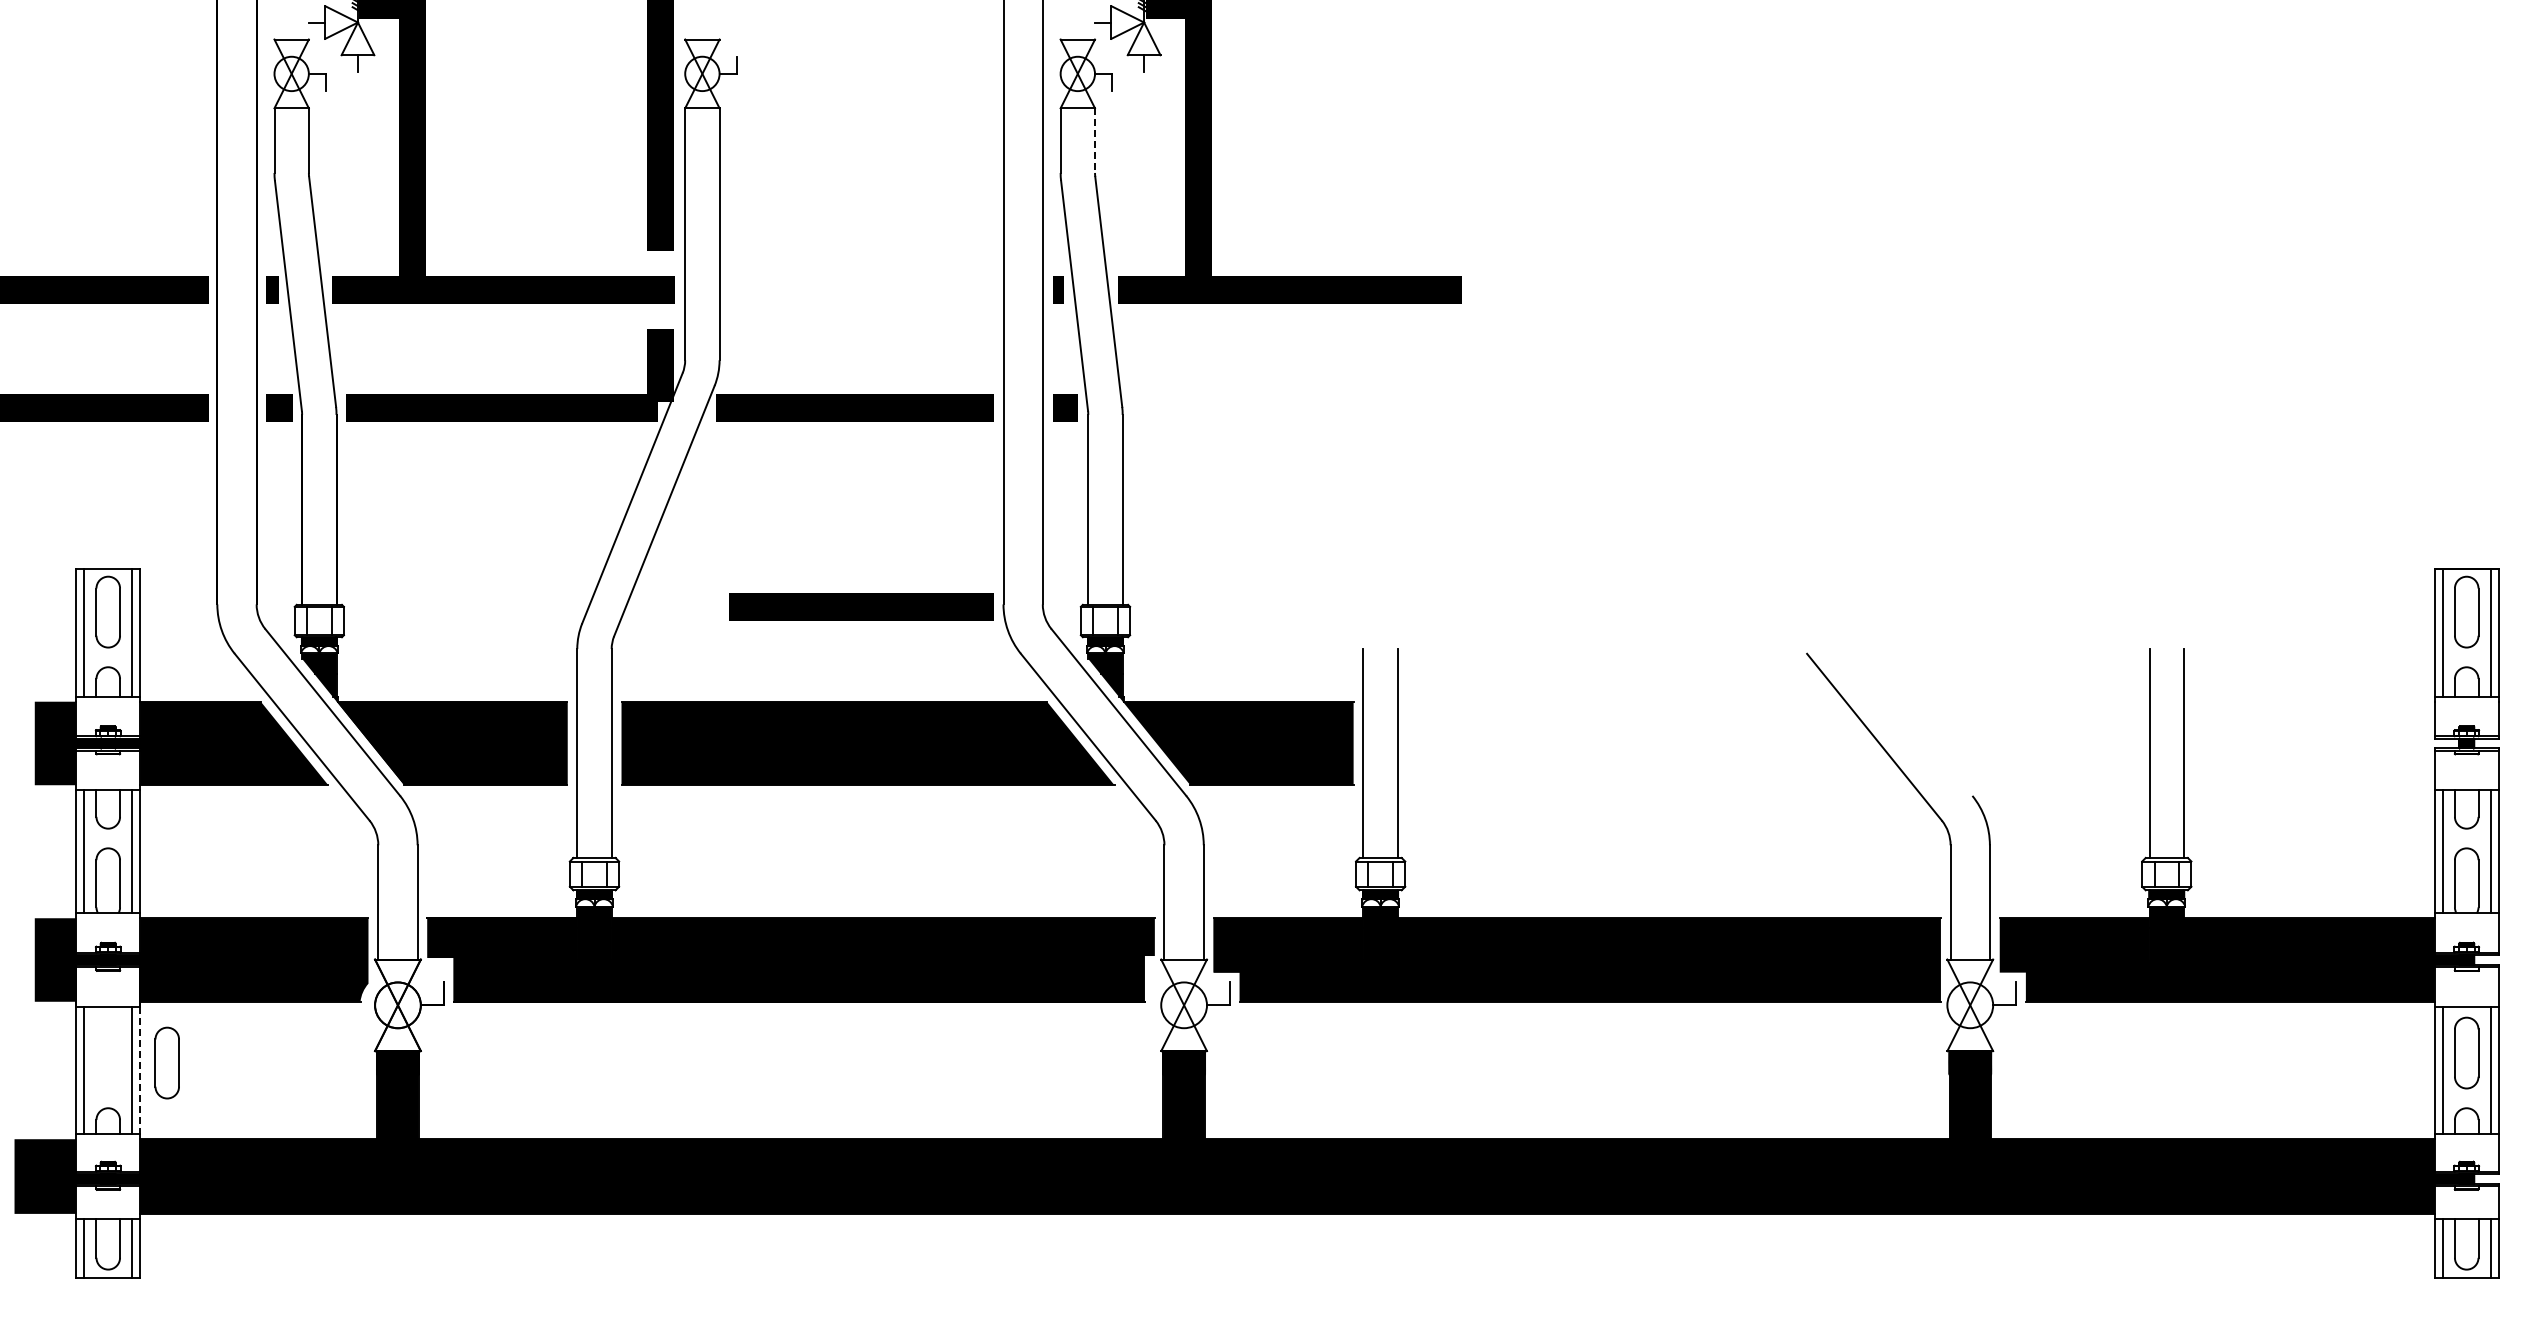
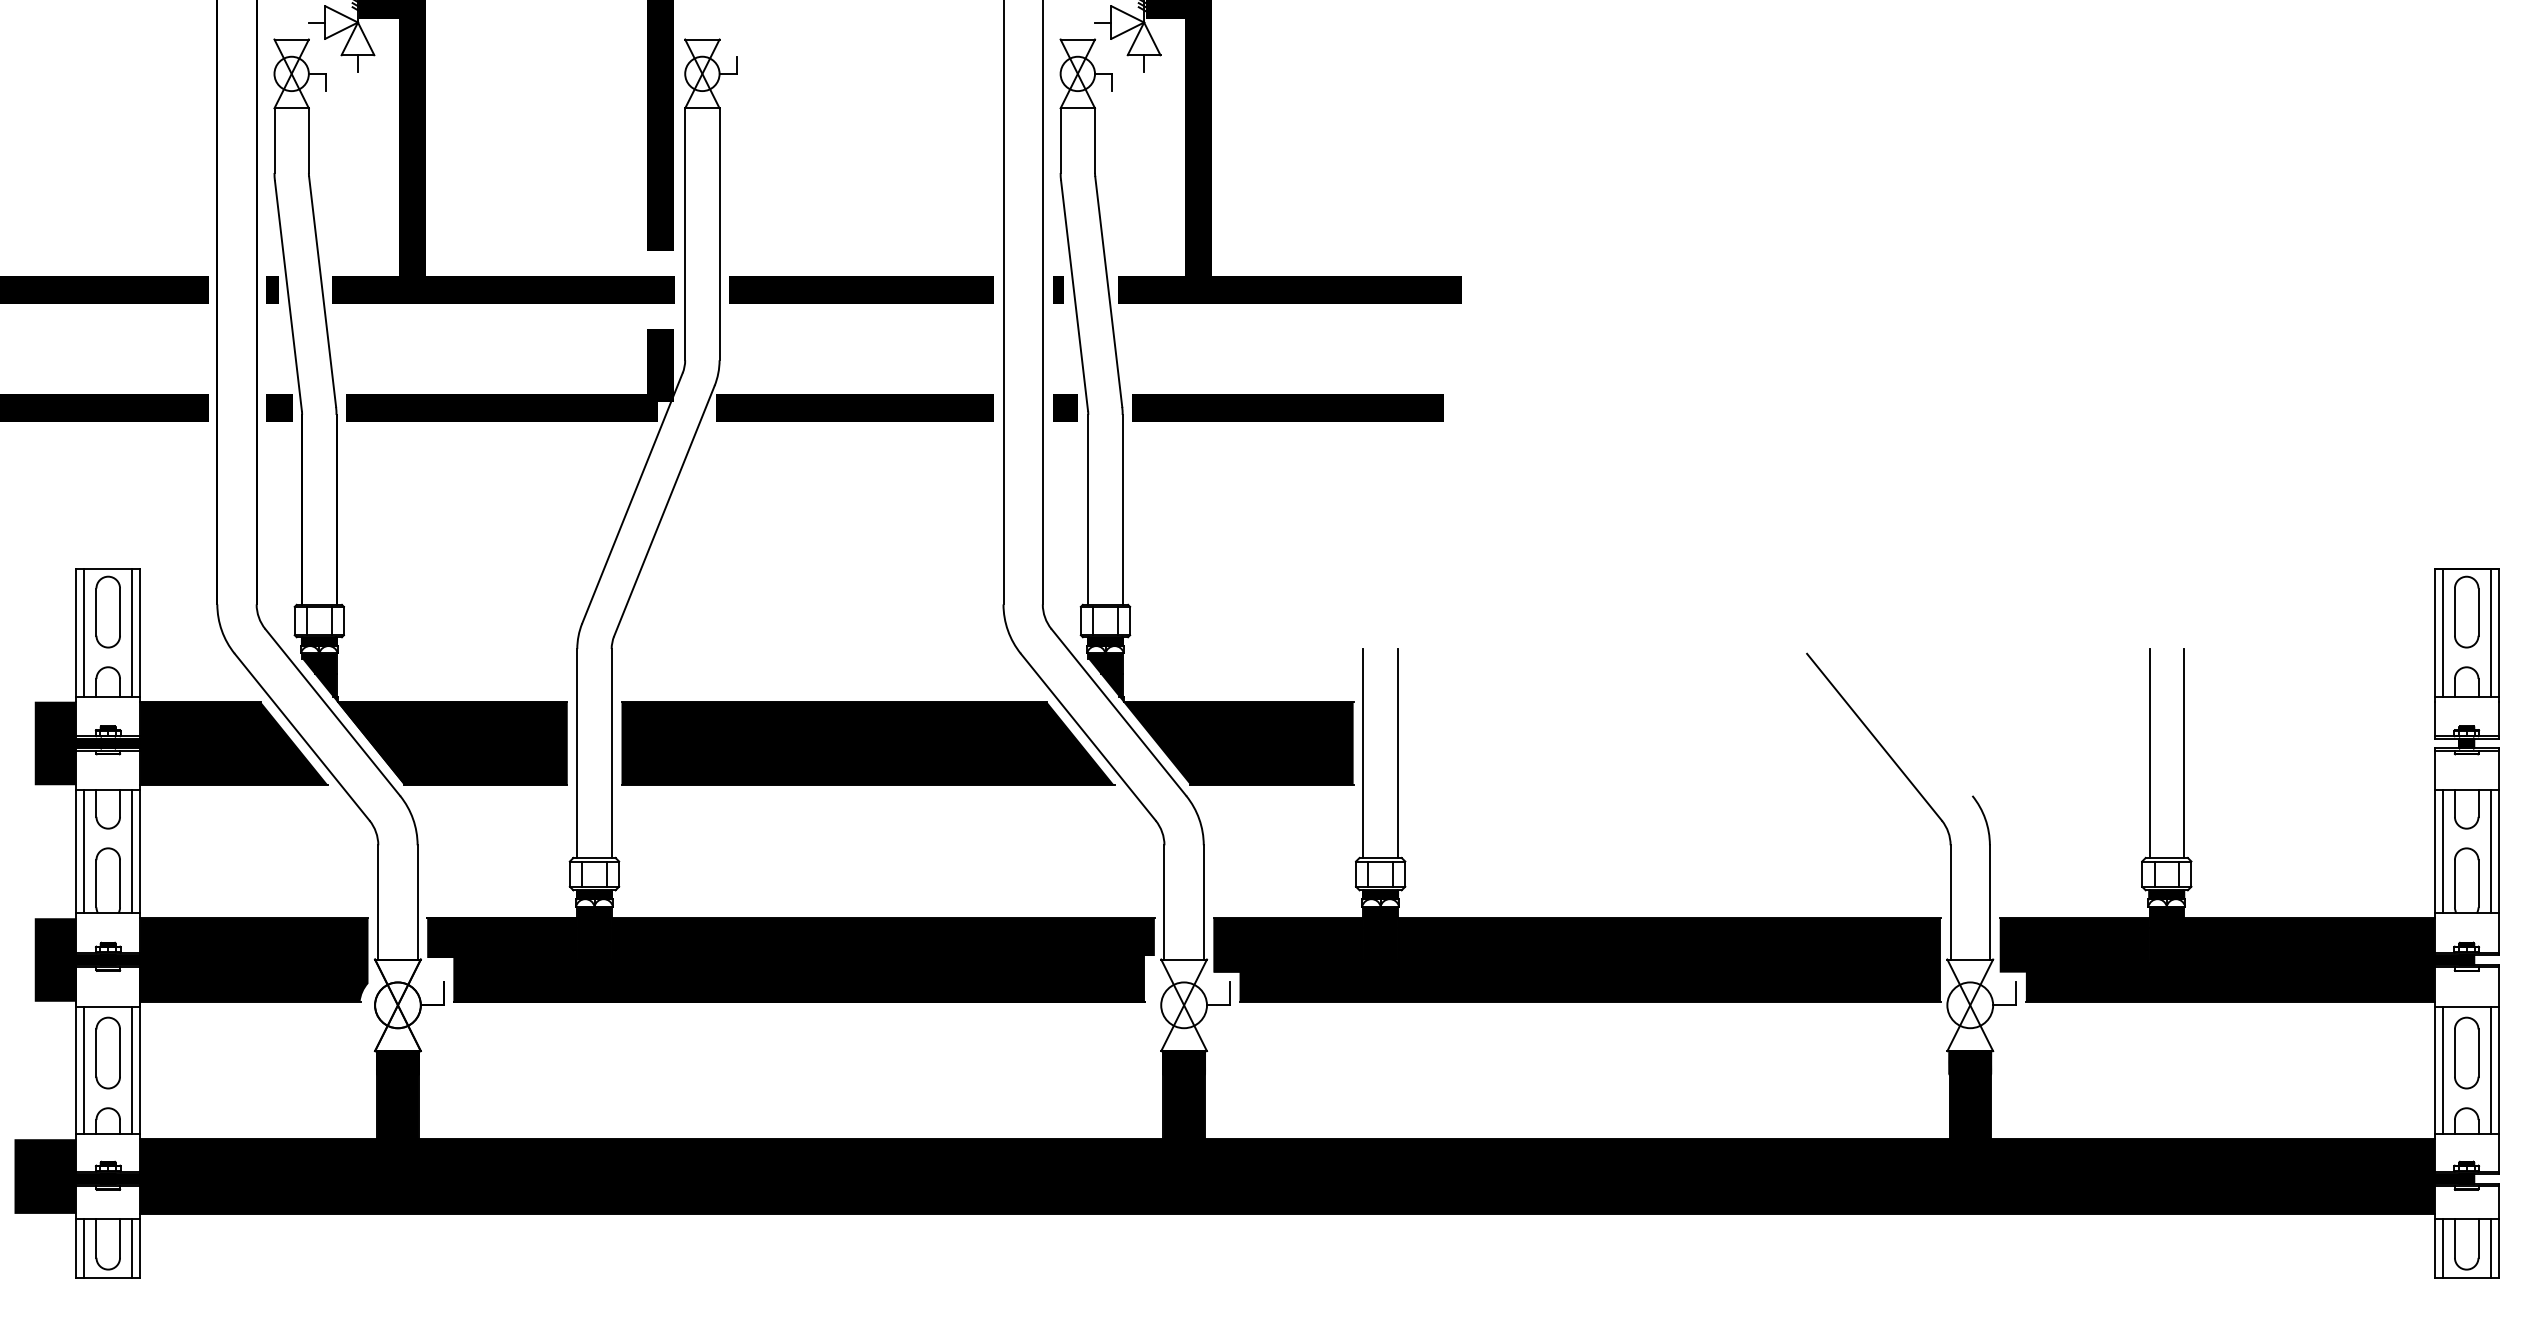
line: dashed -> solid (1095, 141)
line: none -> present (1287, 407)
line position: (861, 606) -> (861, 289) (861, 289)
part position: (166, 1062) -> (107, 1052) (107, 1052)
line: dashed -> solid (140, 1070)
